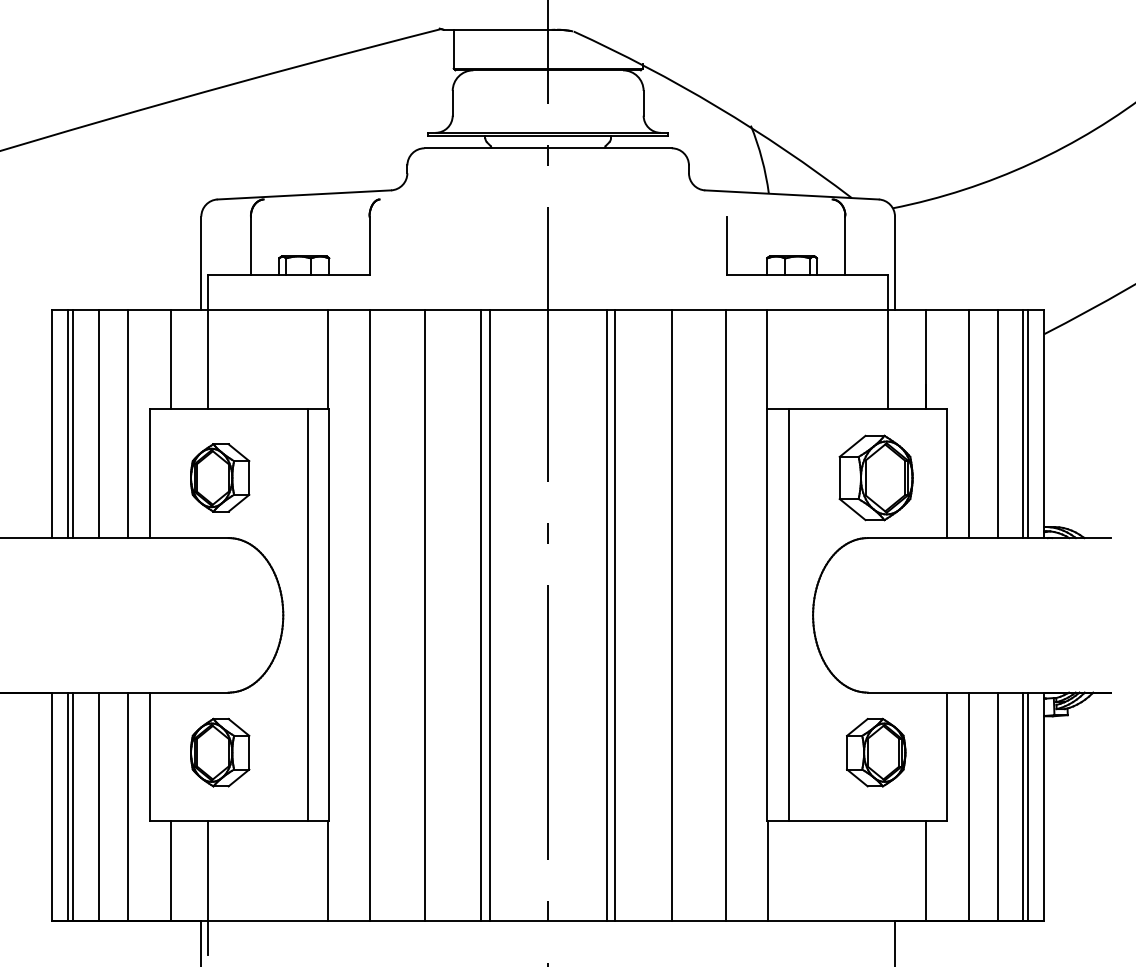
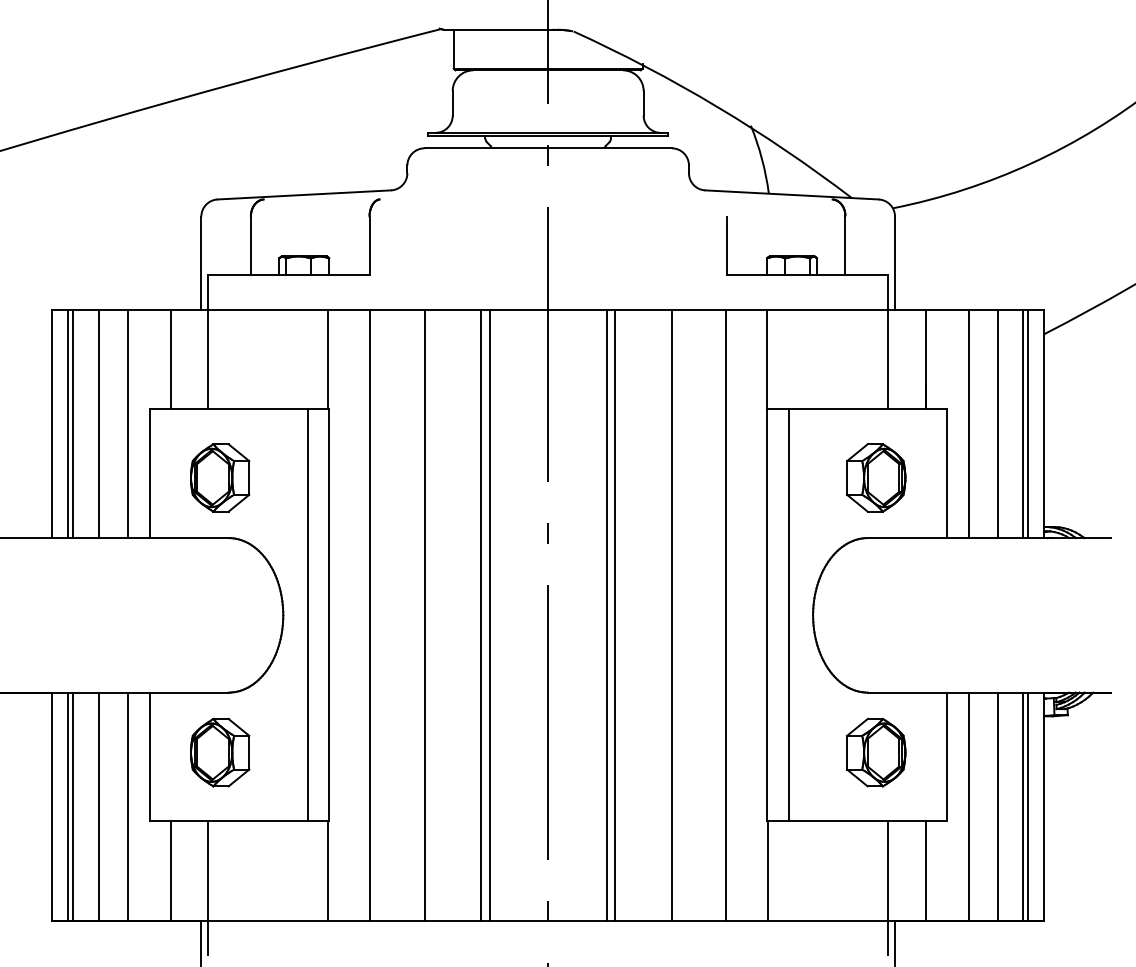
part size: 76x88 px -> 61x70 px (876, 477)
line: none -> present (888, 888)
